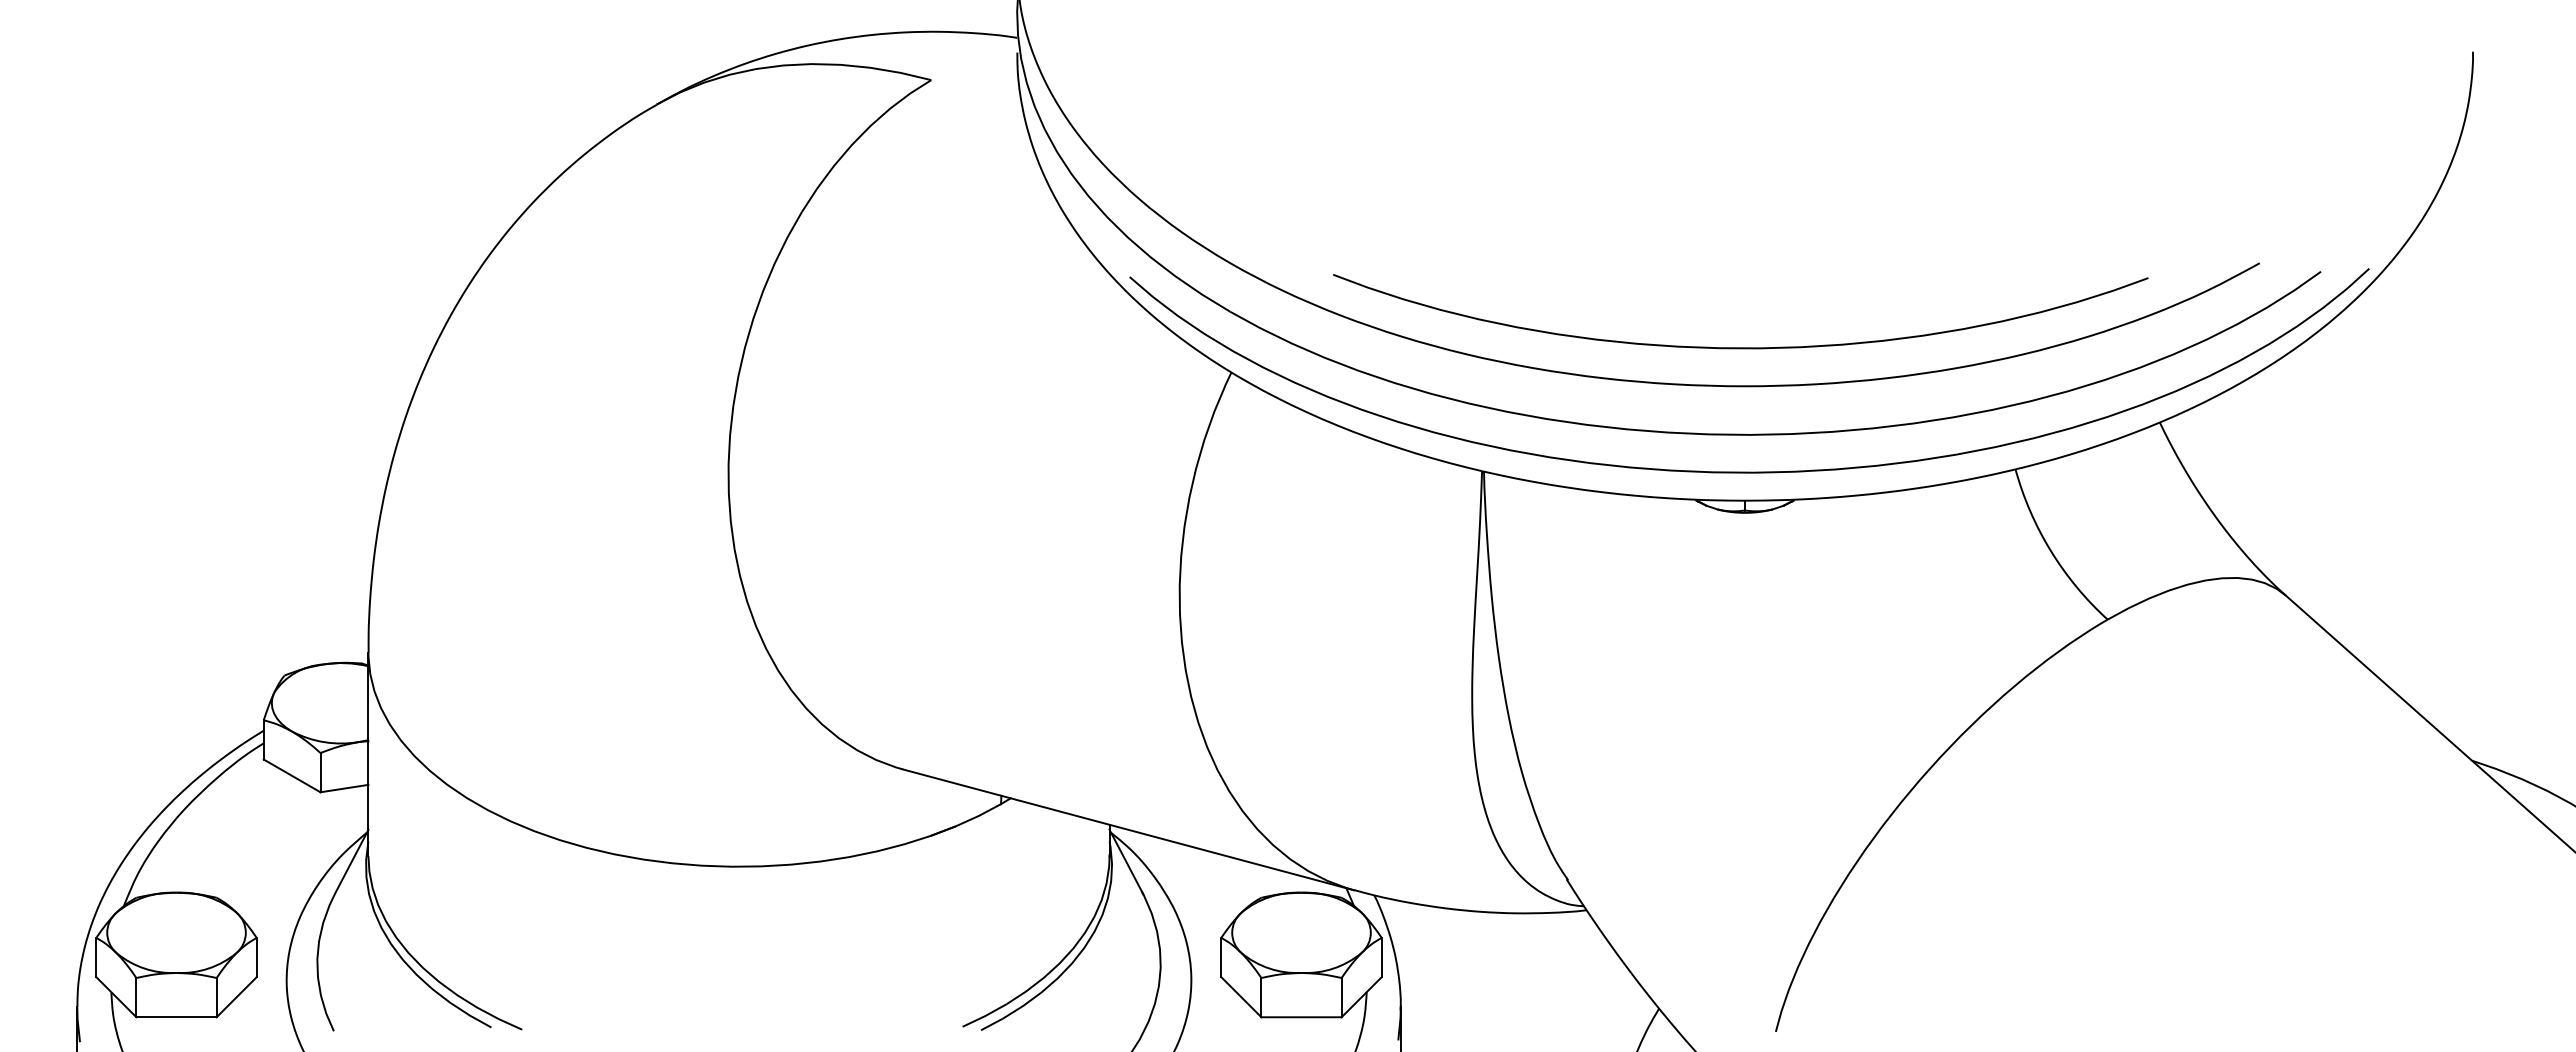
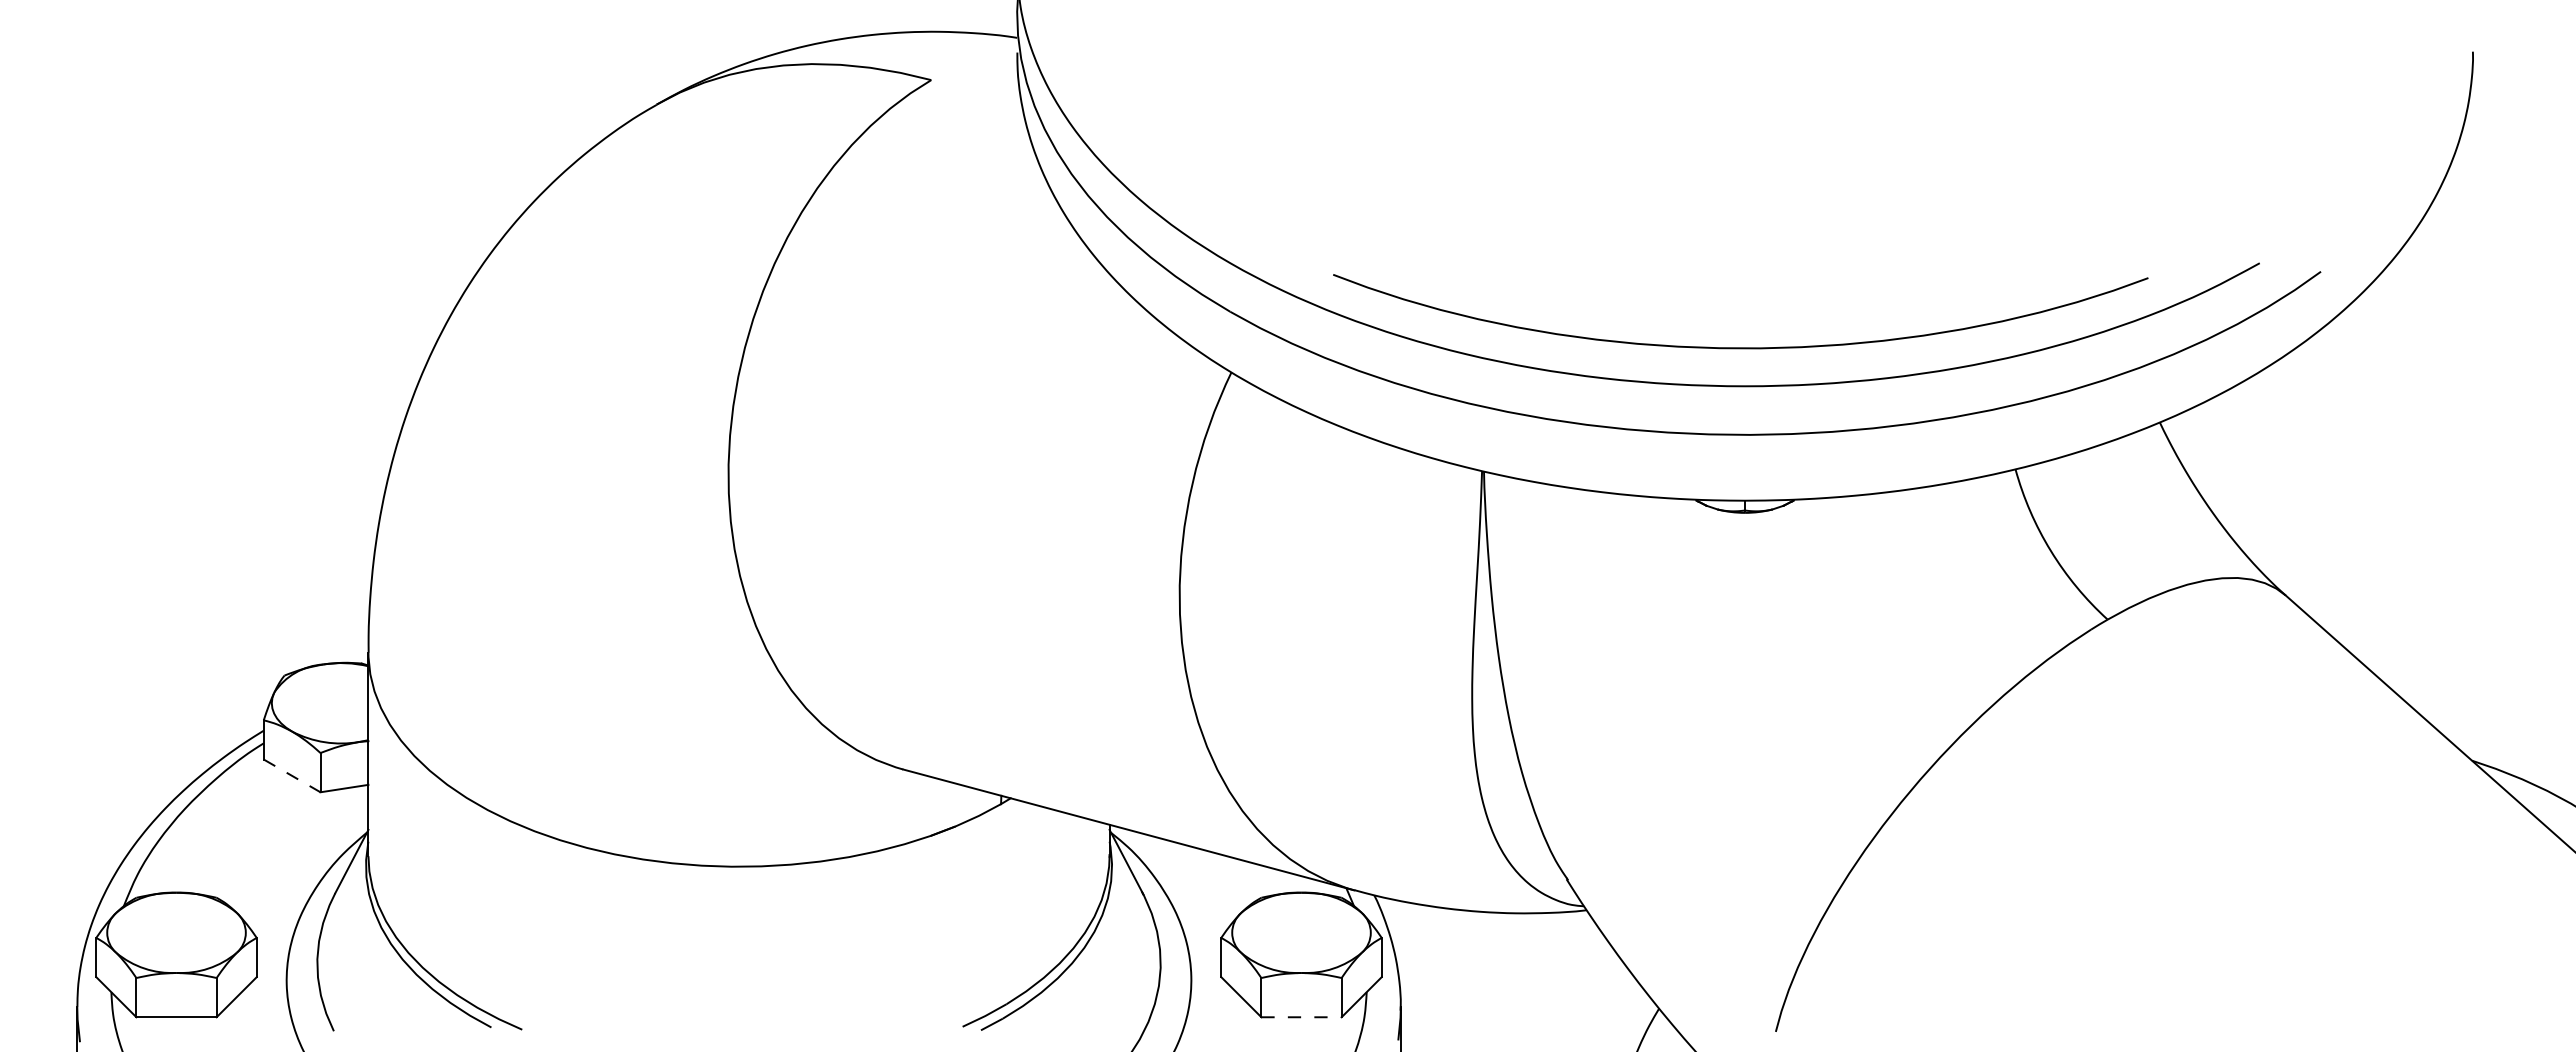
curve: present -> none (1749, 471)
line: solid -> dashed (292, 775)
line: solid -> dashed (1302, 1017)
